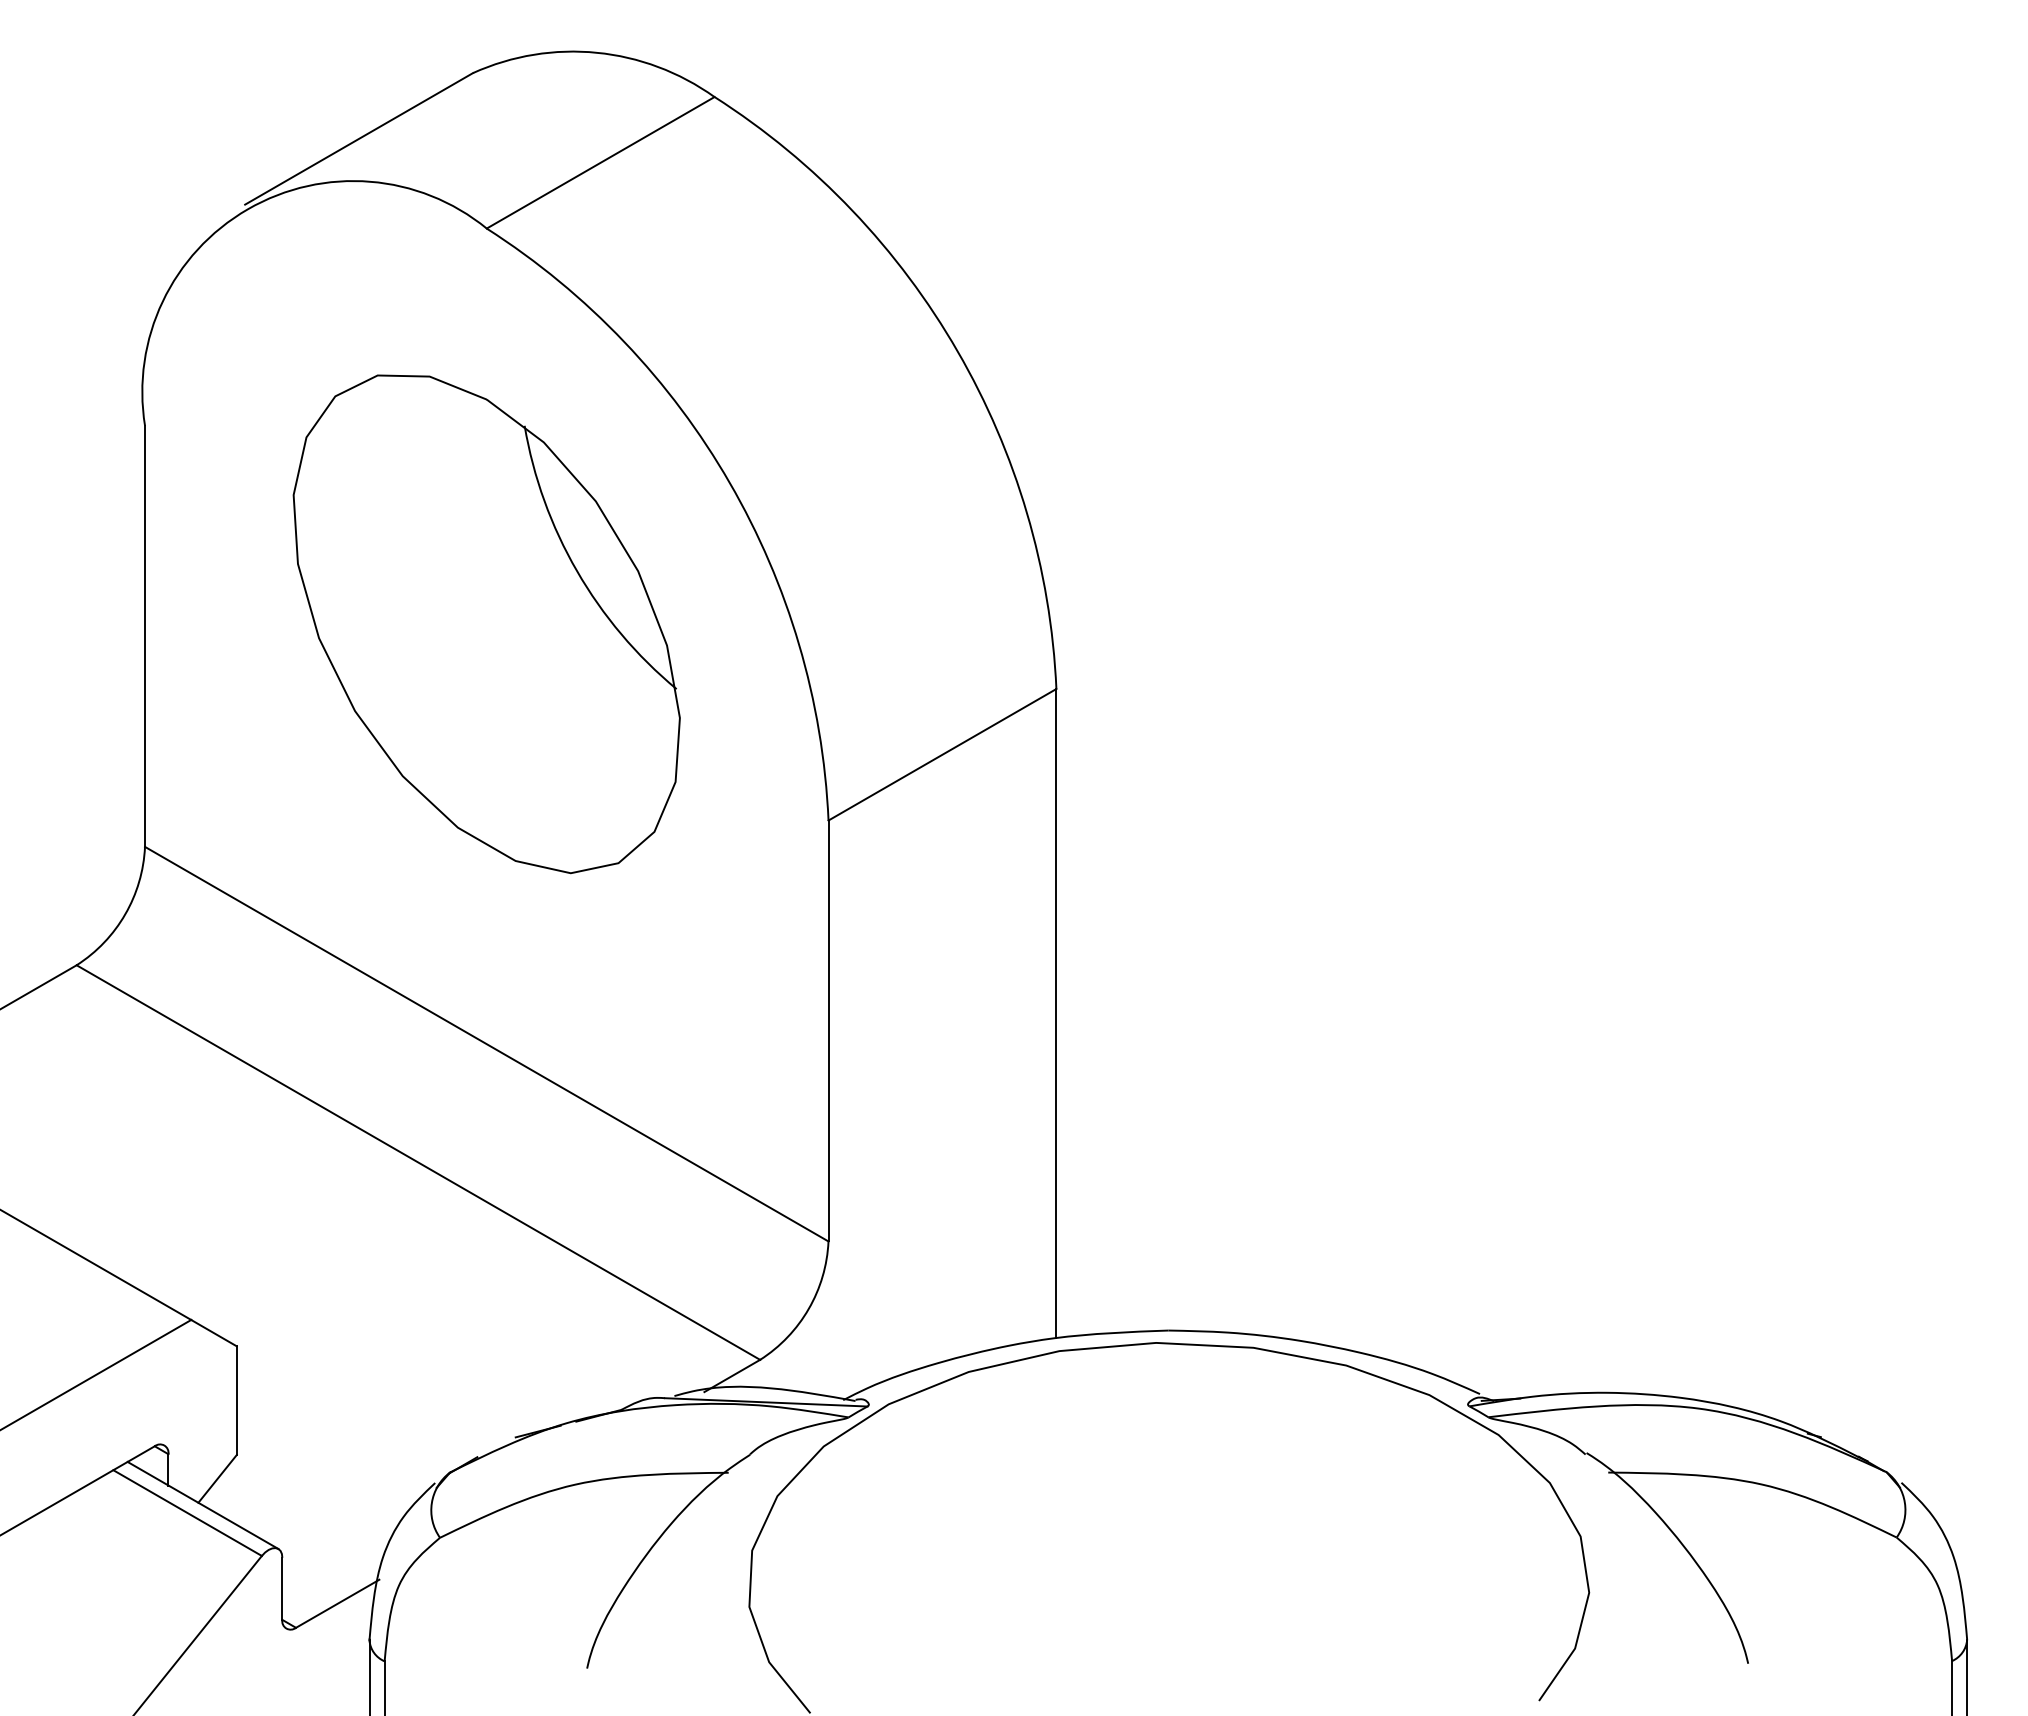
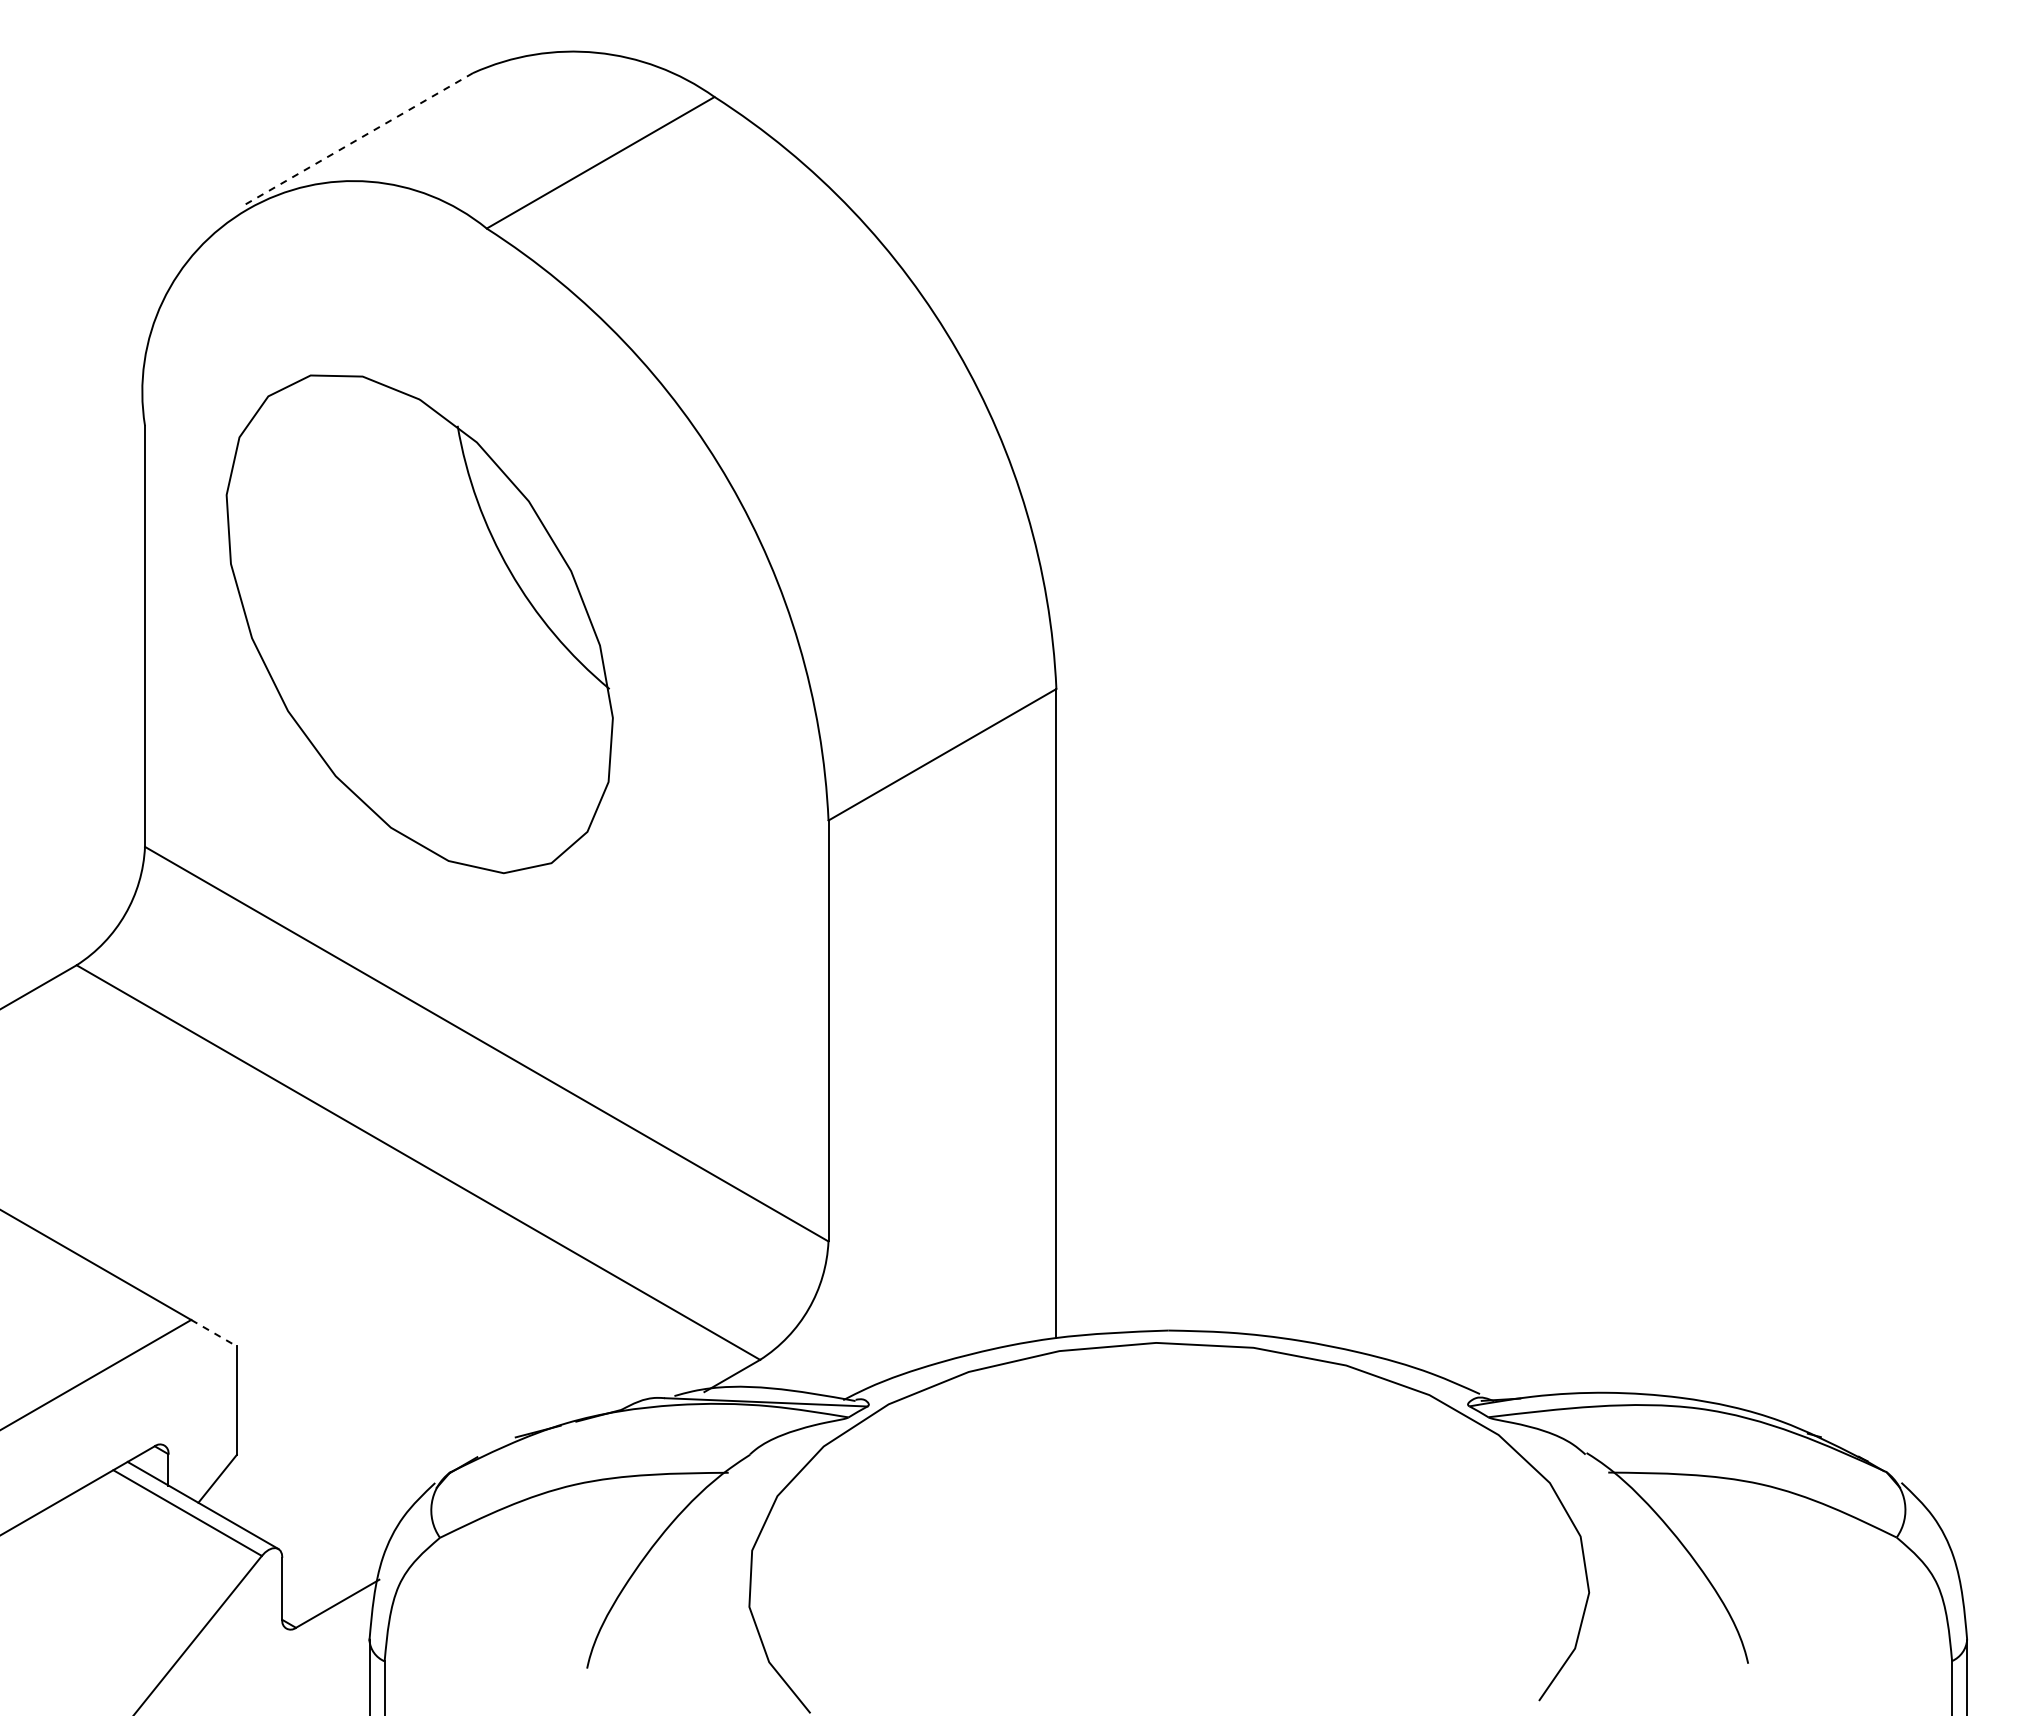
line: solid -> dashed (359, 138)
part position: (486, 624) -> (419, 624) (419, 624)
line: solid -> dashed (214, 1333)
